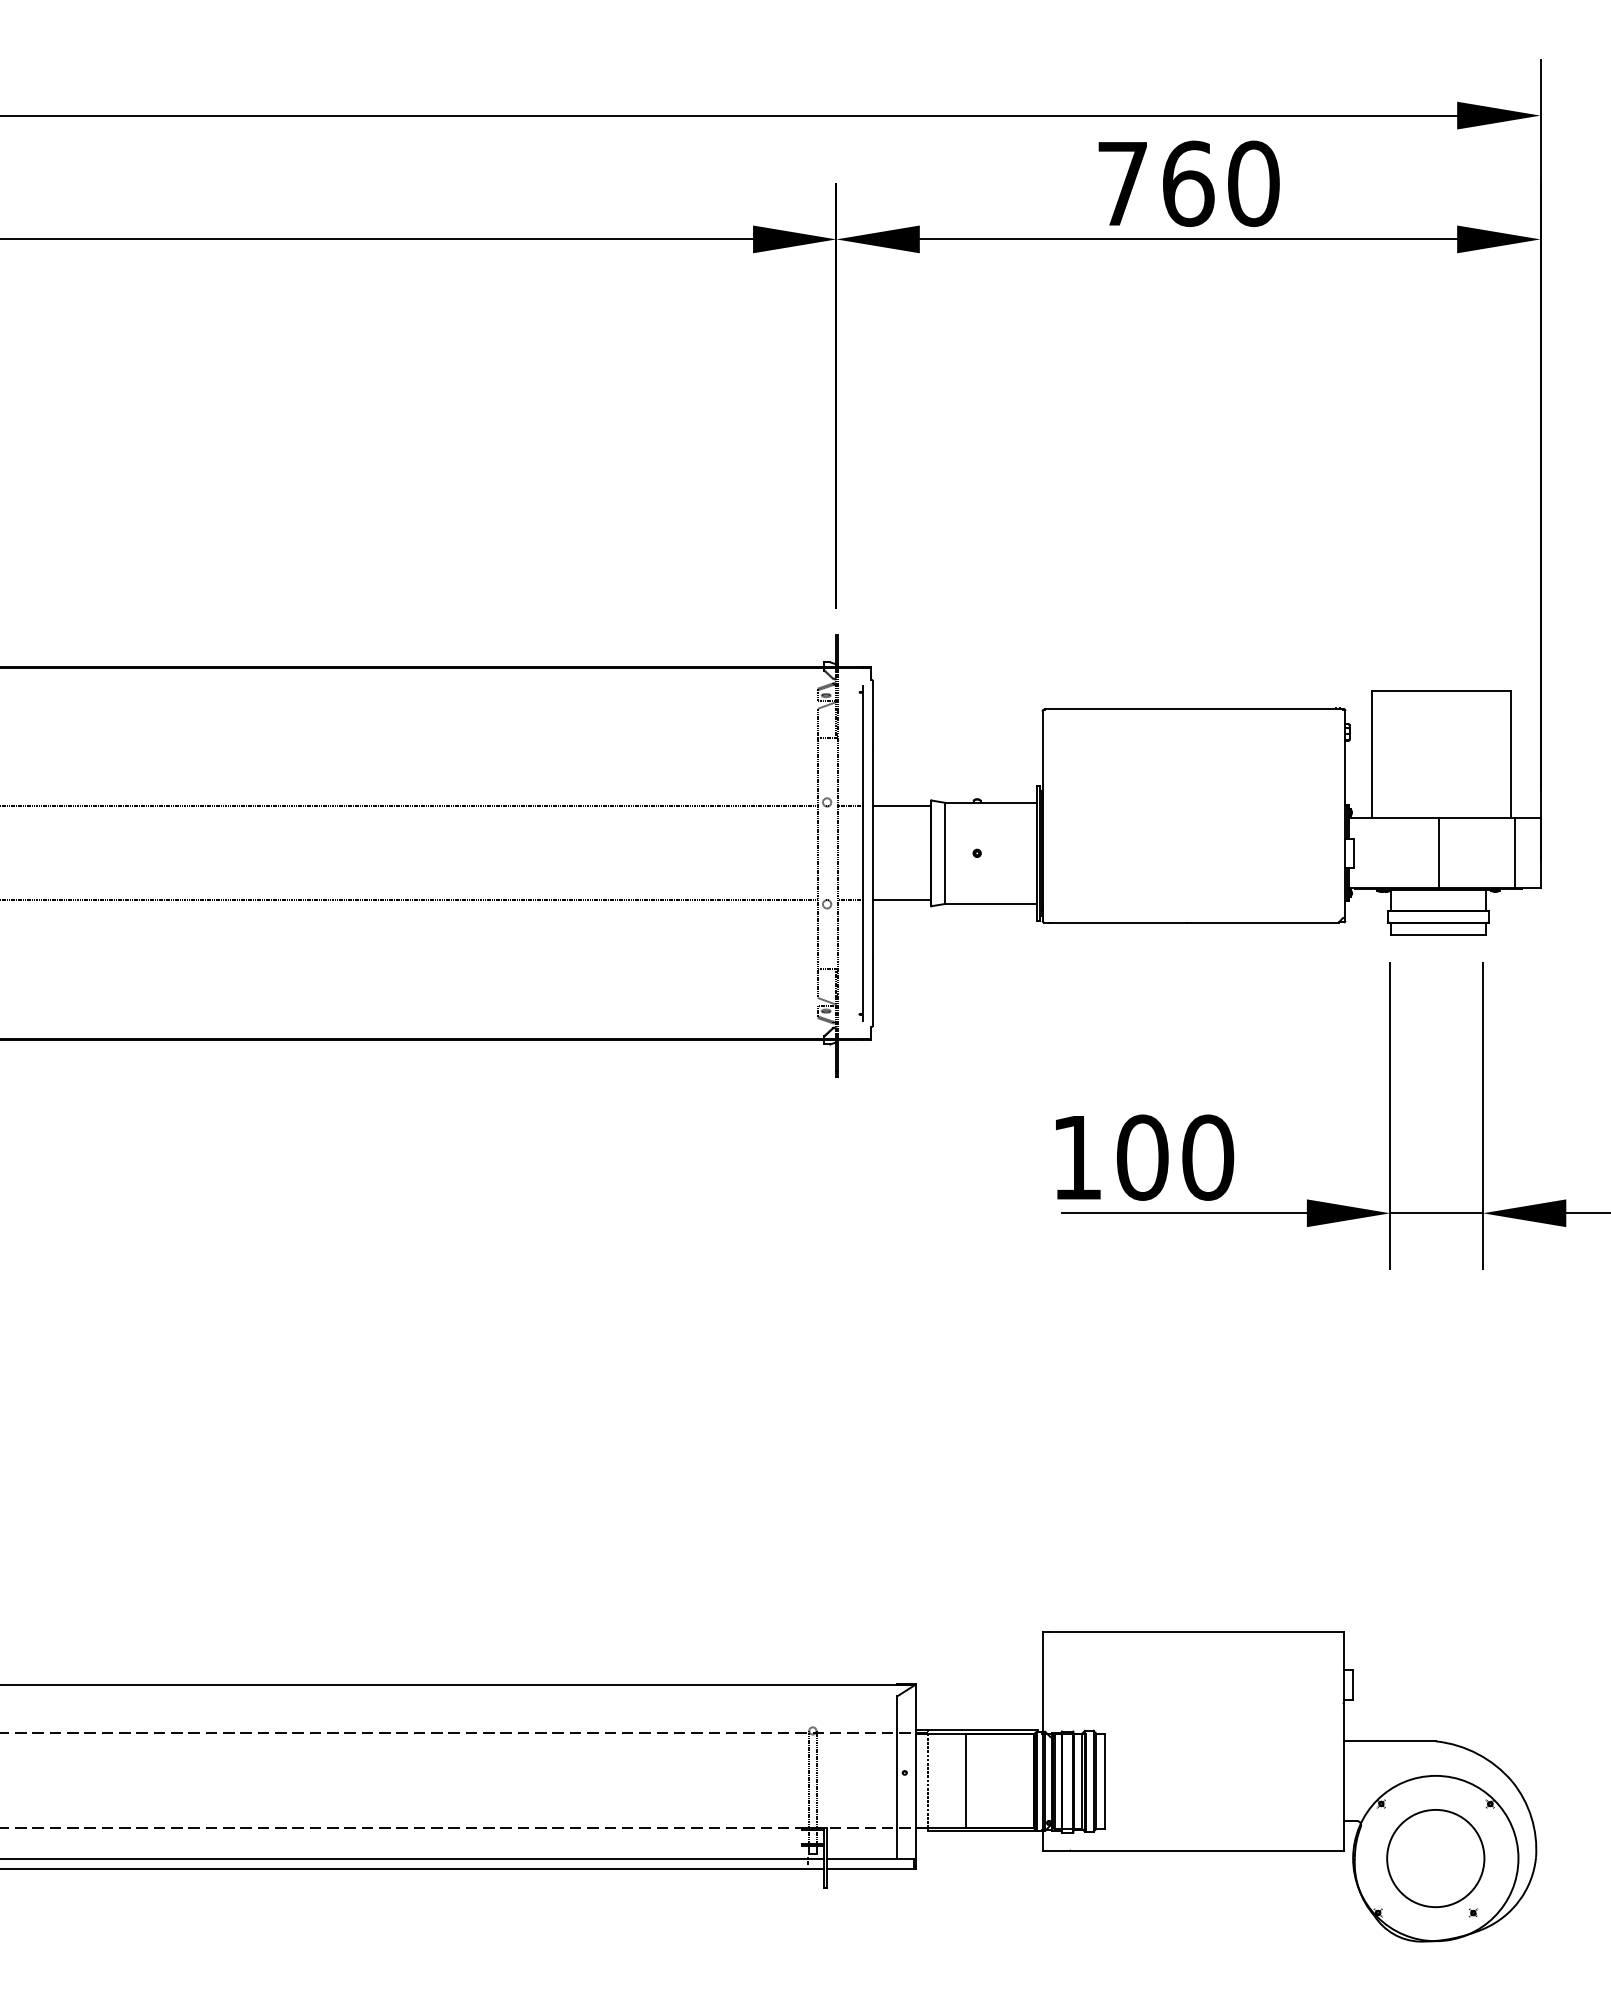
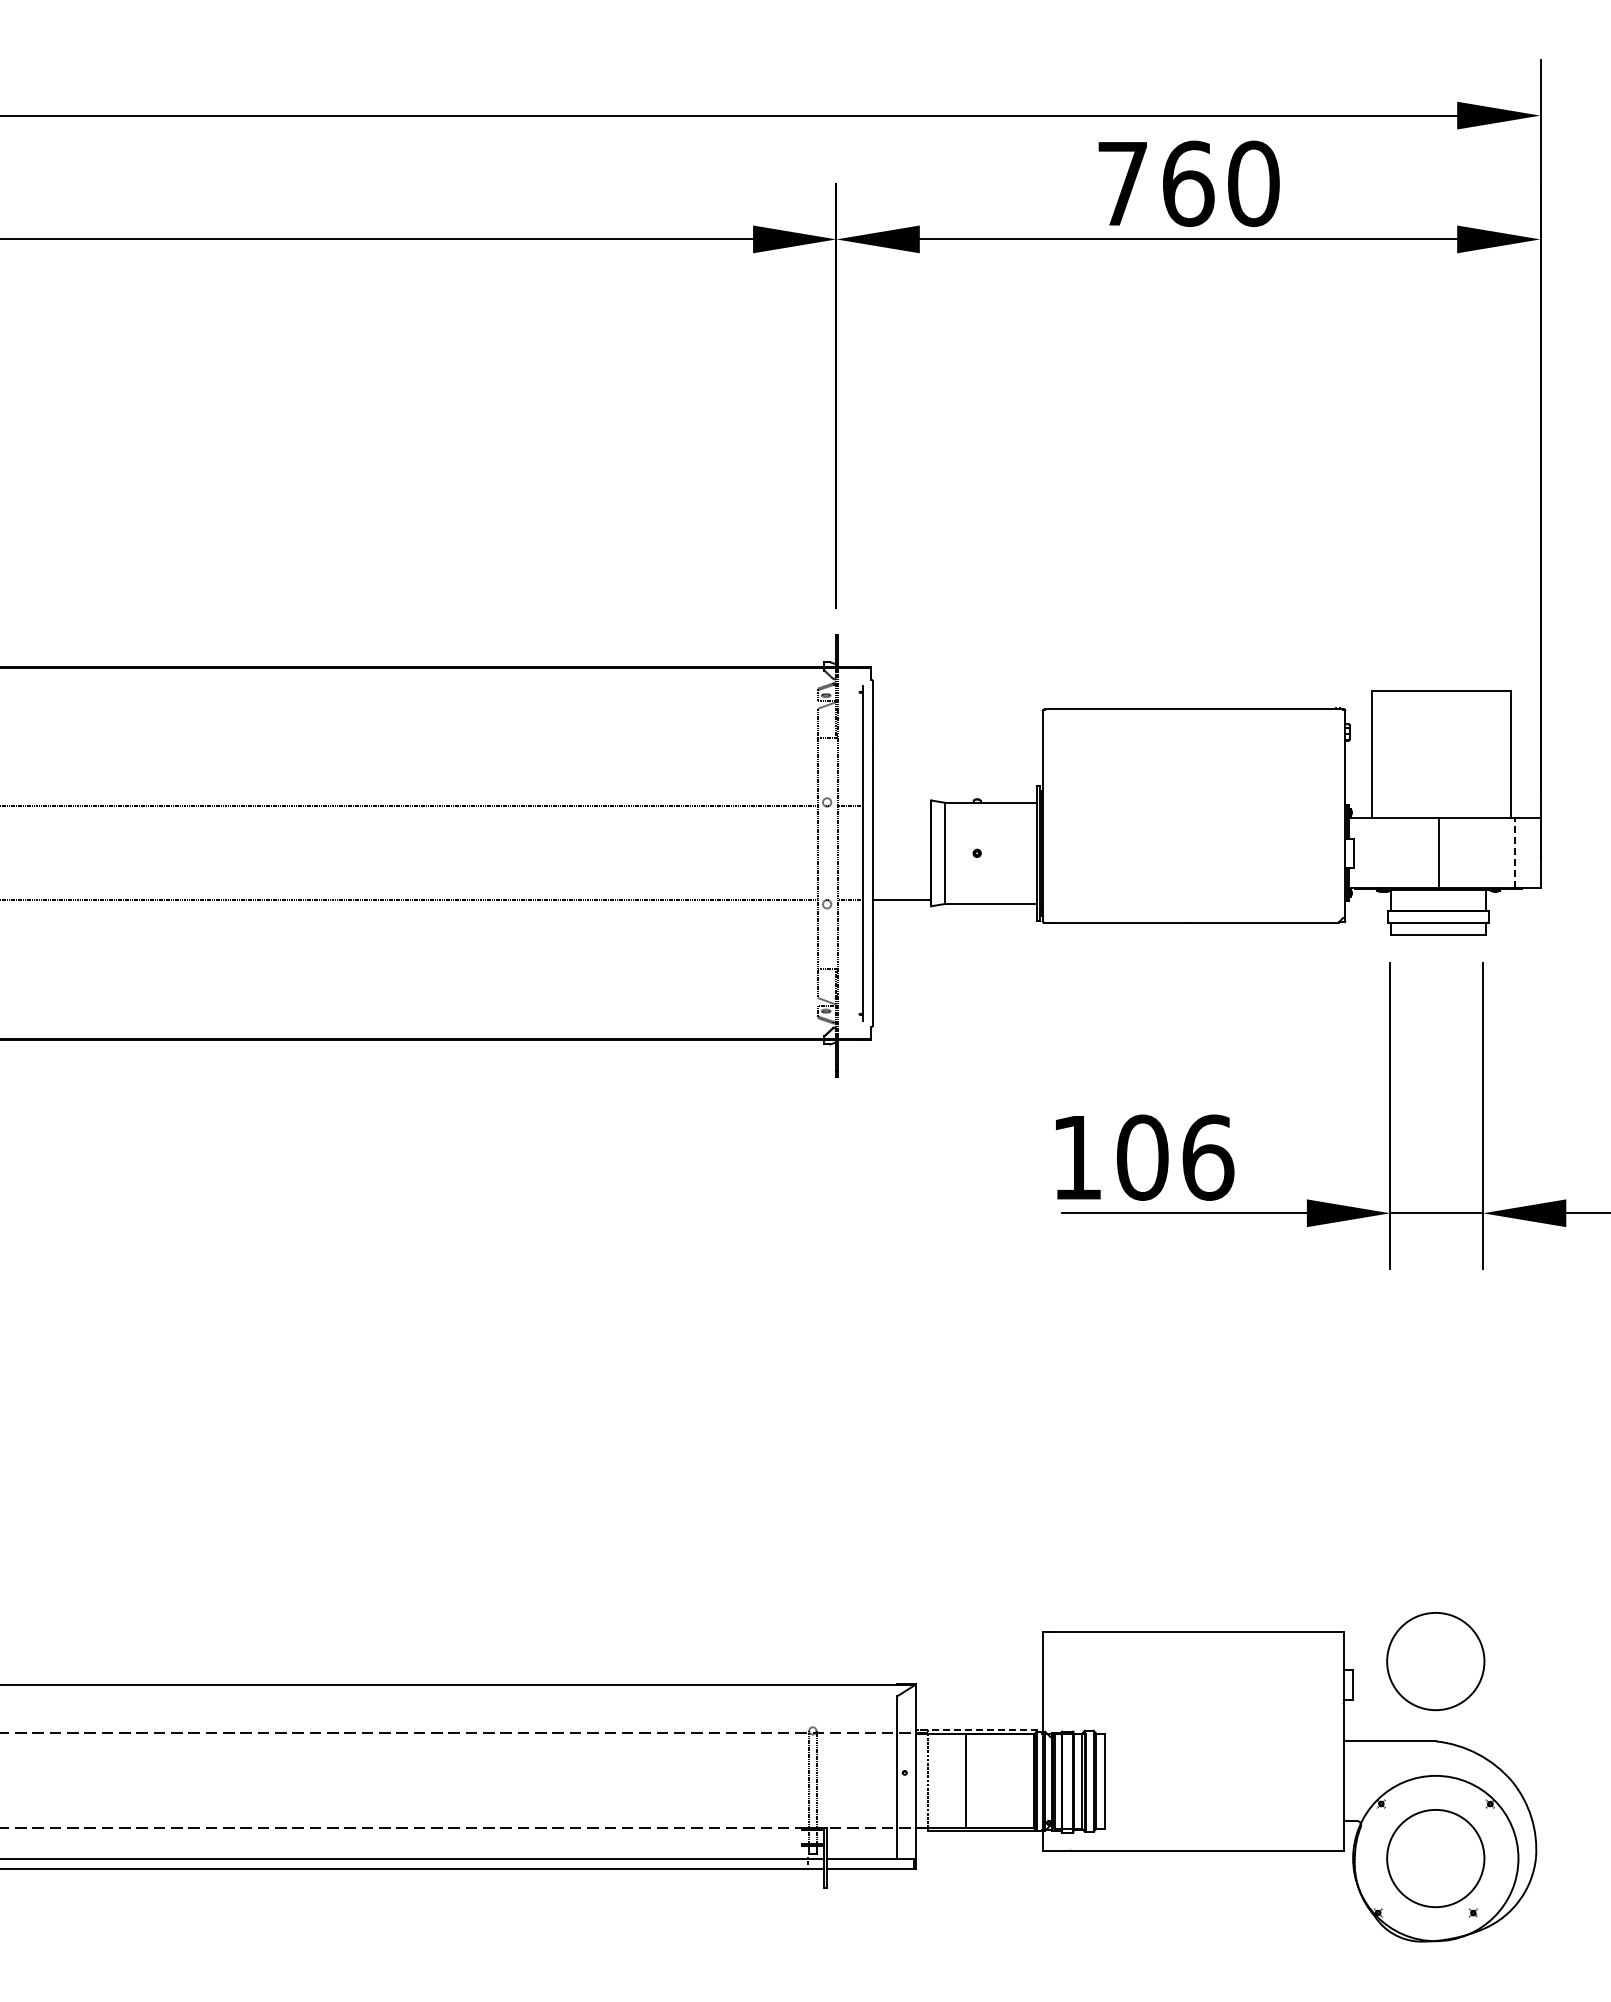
line: present -> none (901, 806)
line: solid -> dashed (1515, 852)
text: 100 -> 106 (1208, 1157)
circle: none -> present (1435, 1661)
line: solid -> dashed (976, 1729)
